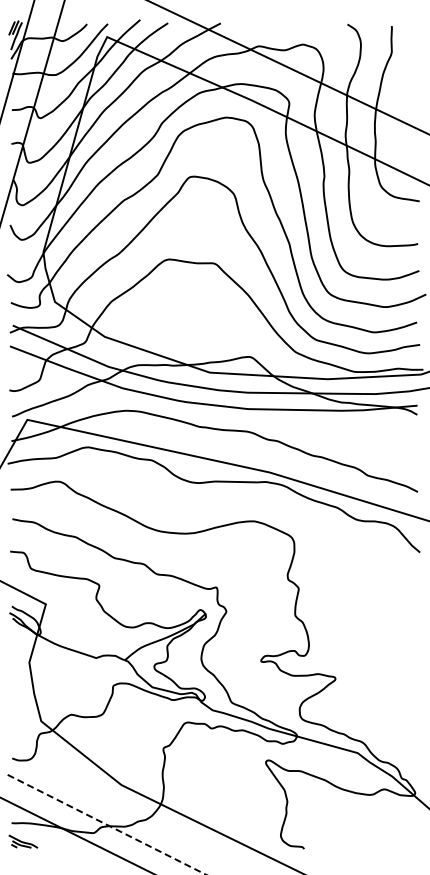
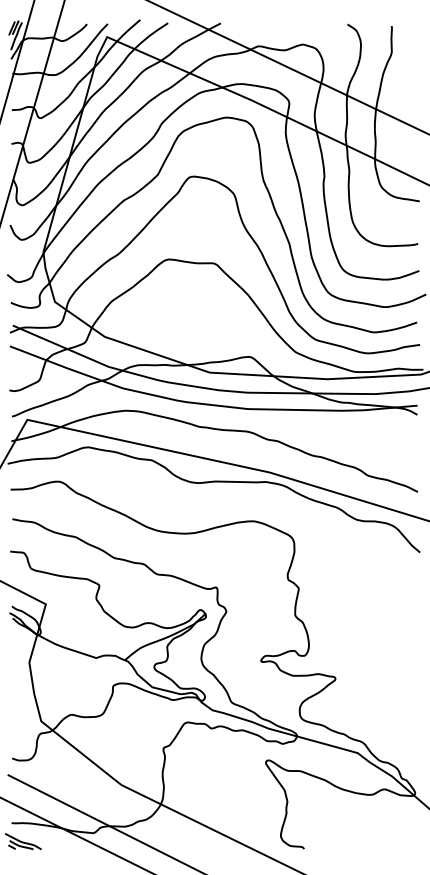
line: dashed -> solid (107, 825)
part size: 31x15 px -> 37x18 px (23, 841)
